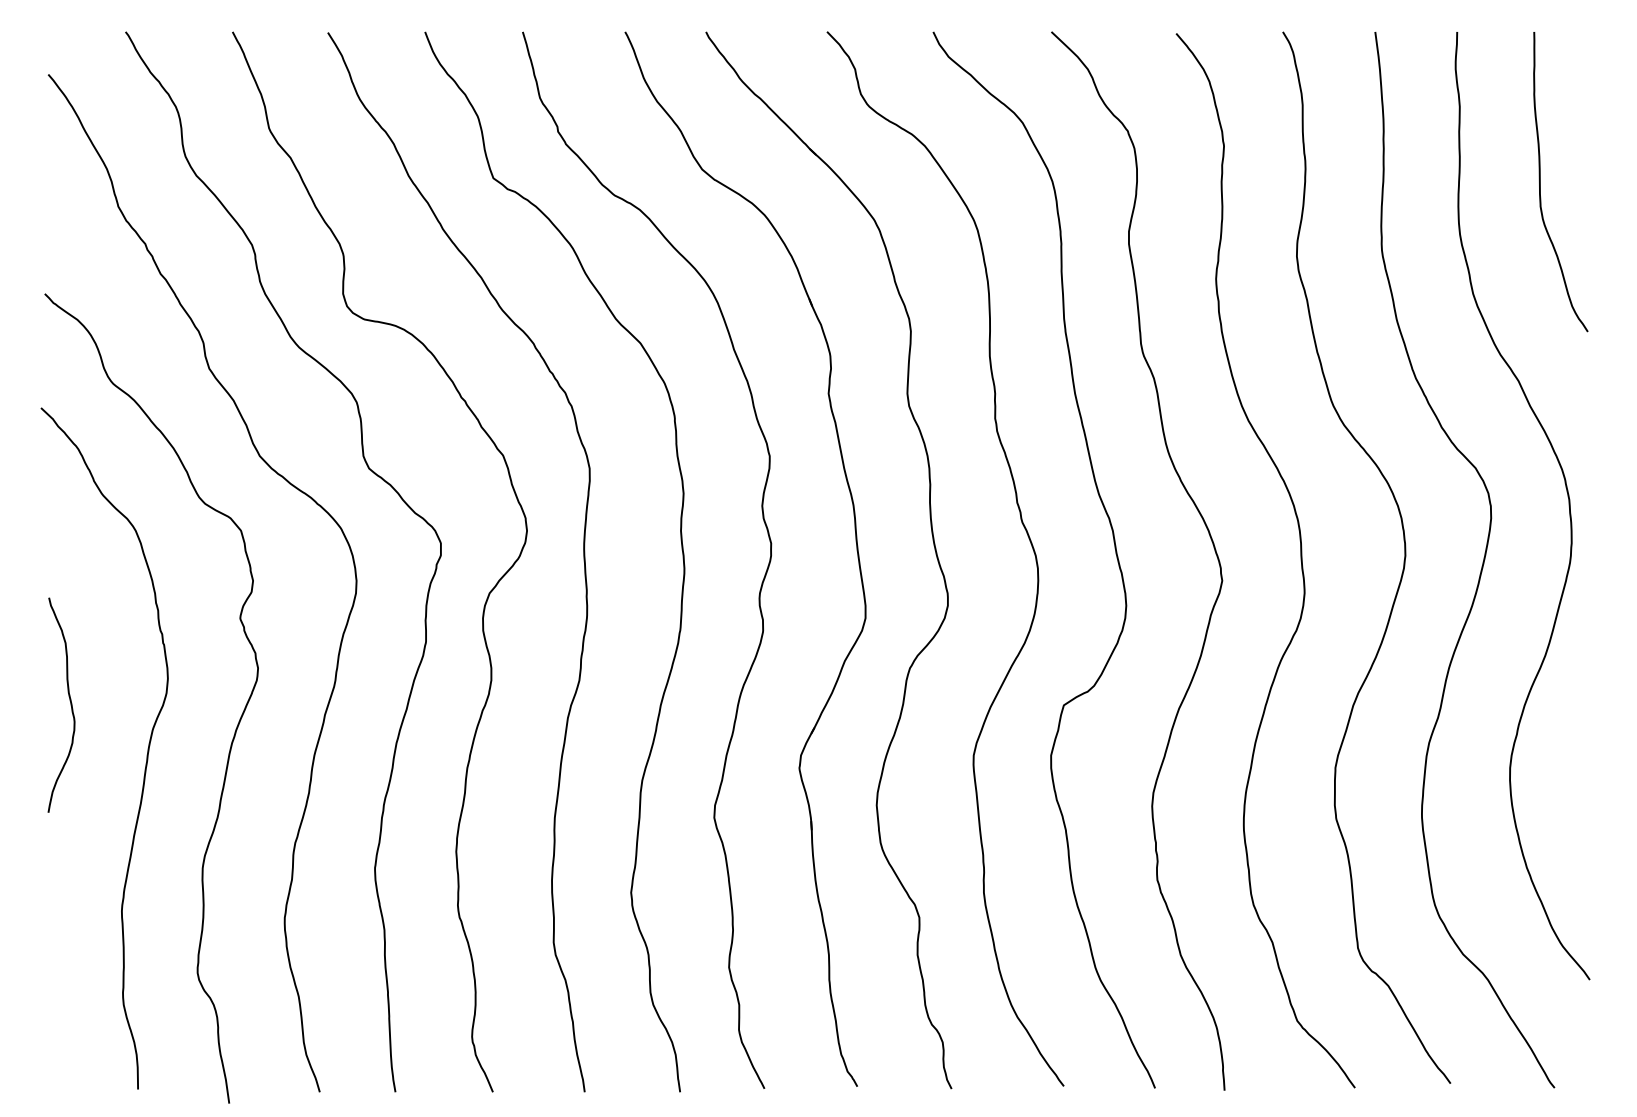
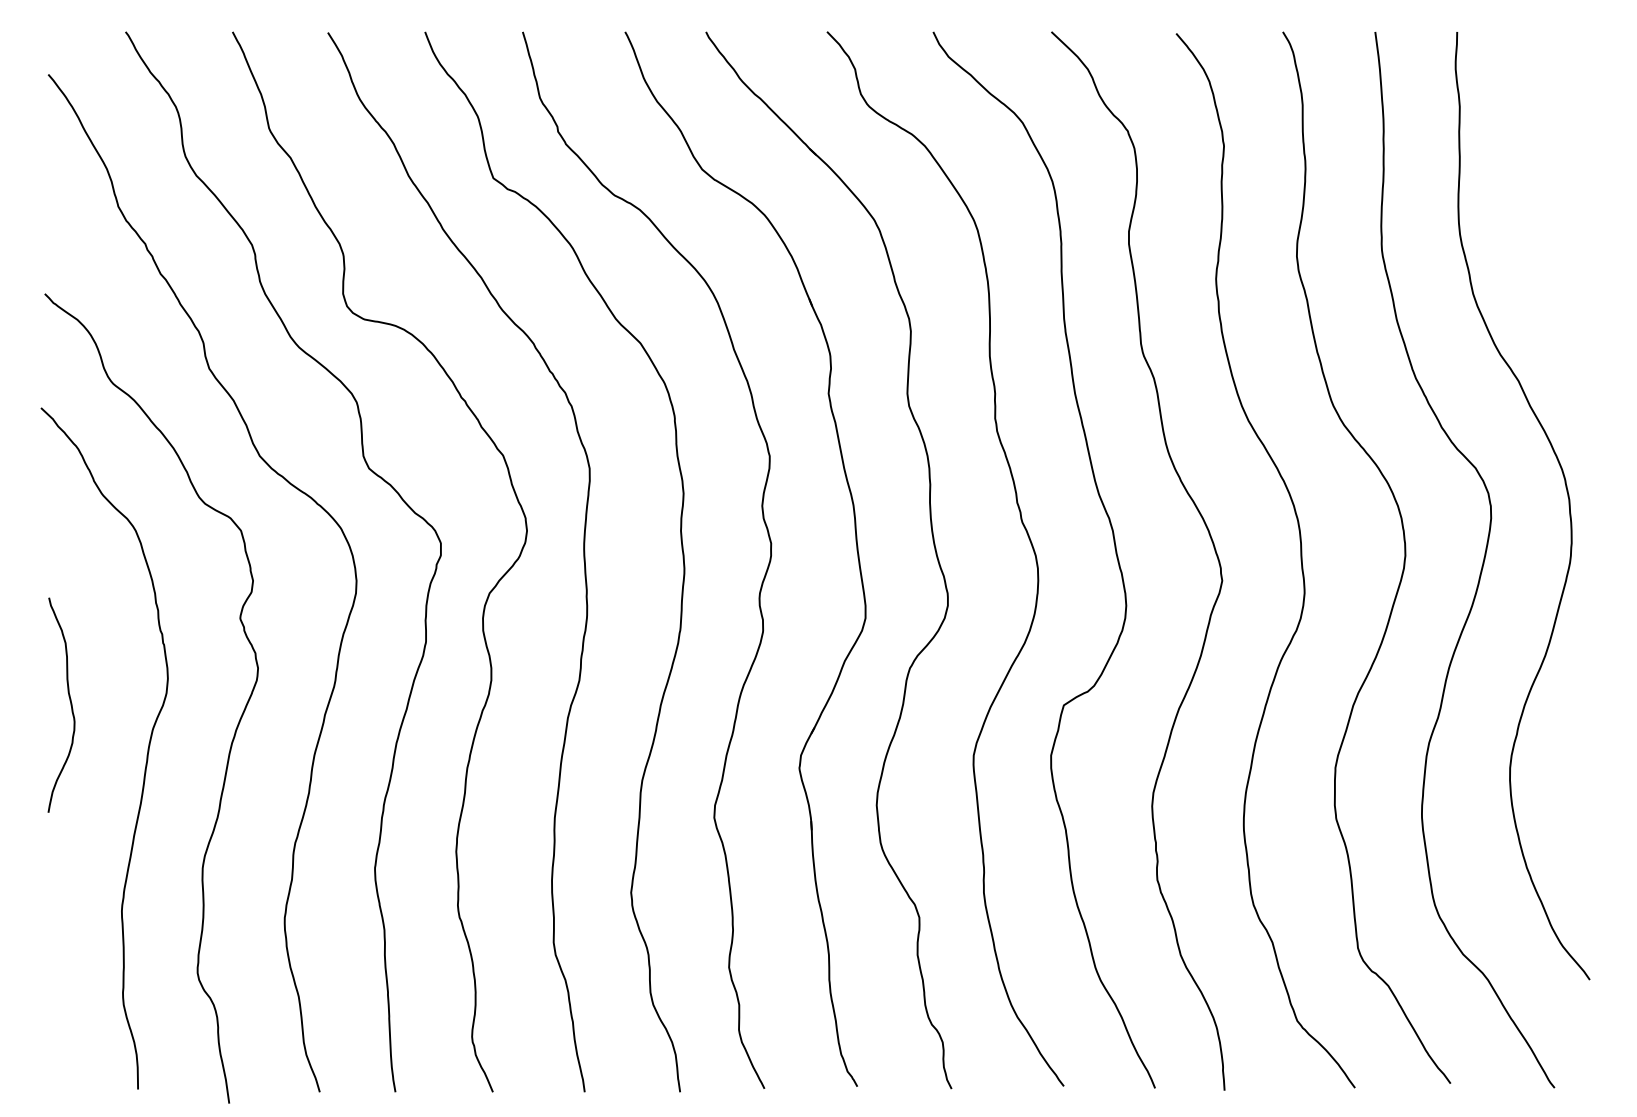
curve: present -> none (1540, 182)
